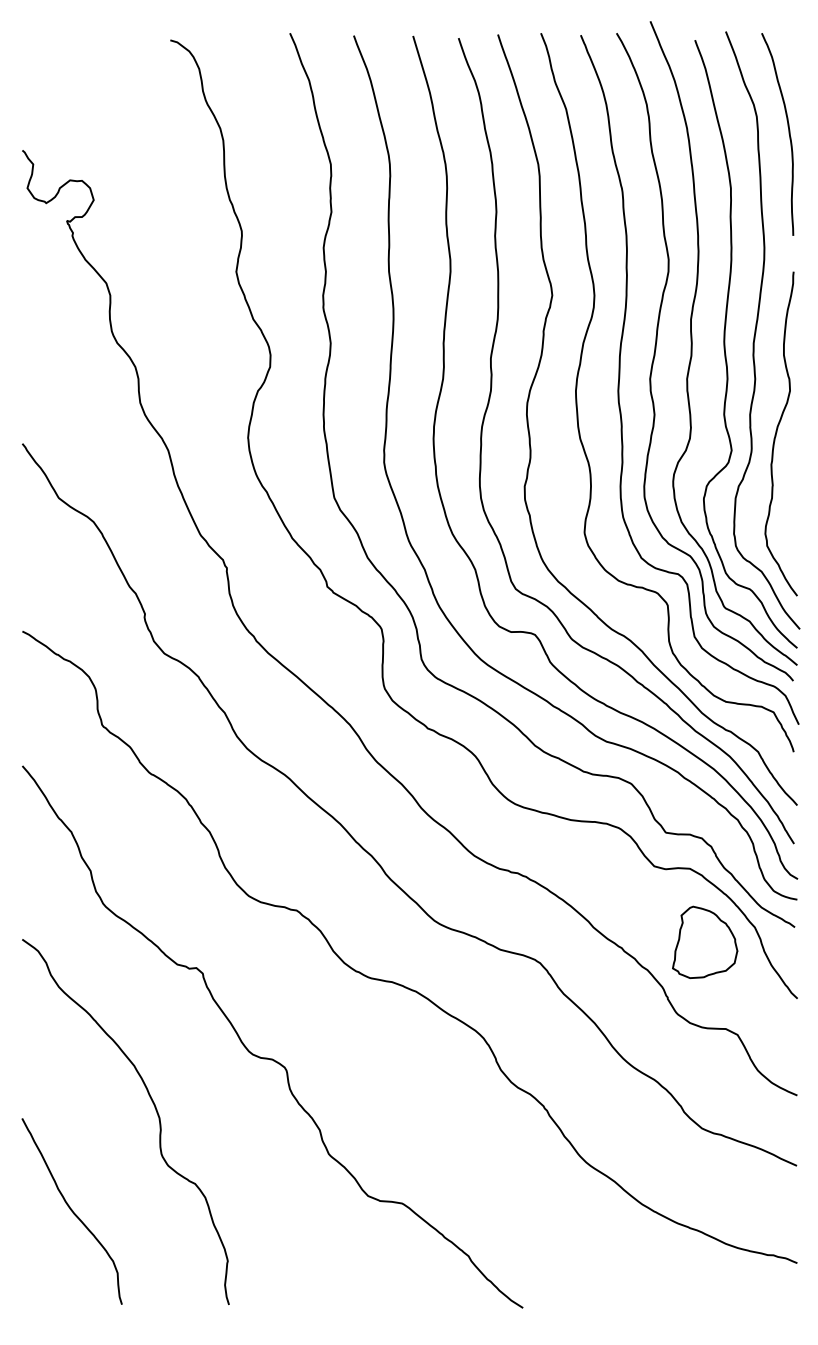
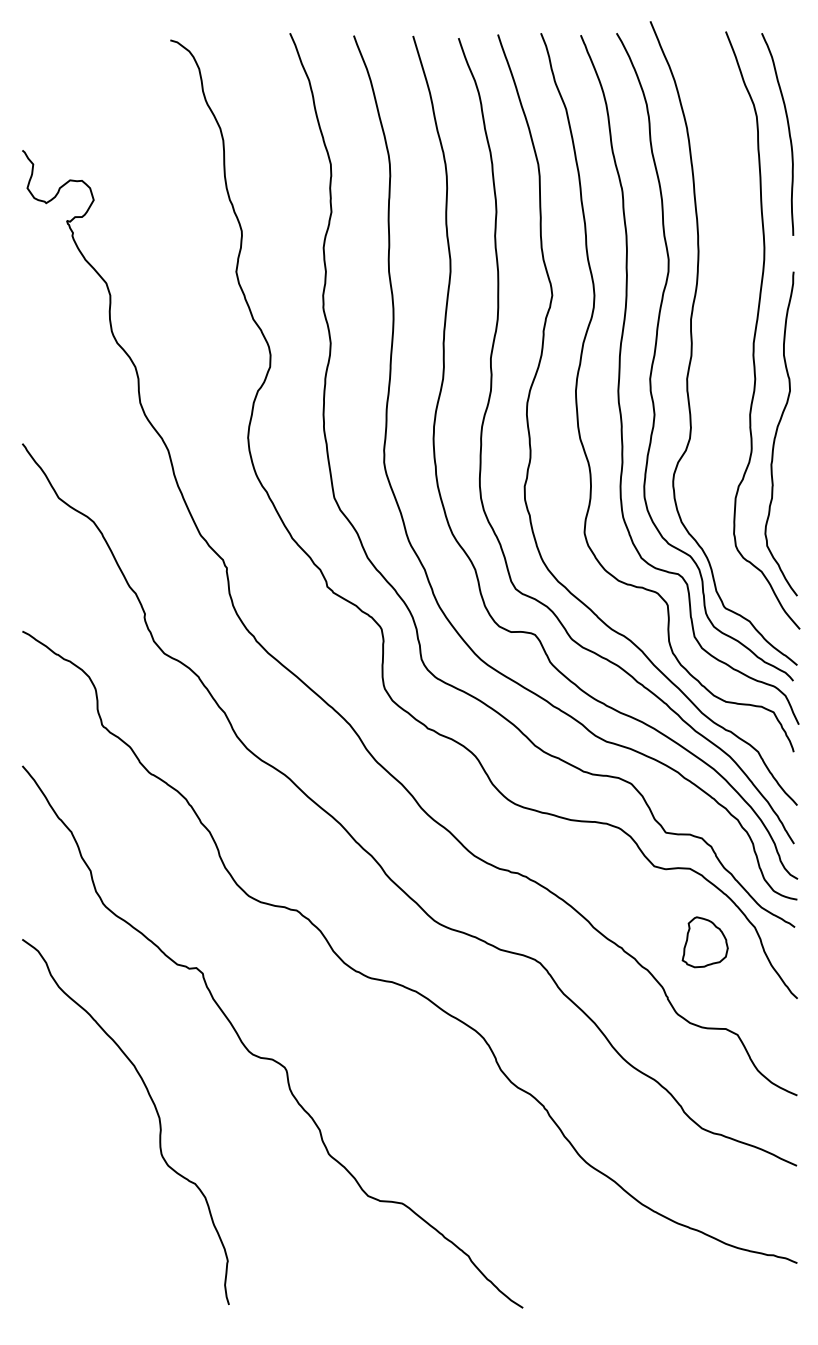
curve: present -> none (725, 344)
part size: 67x74 px -> 48x53 px (704, 942)
curve: present -> none (71, 1211)
